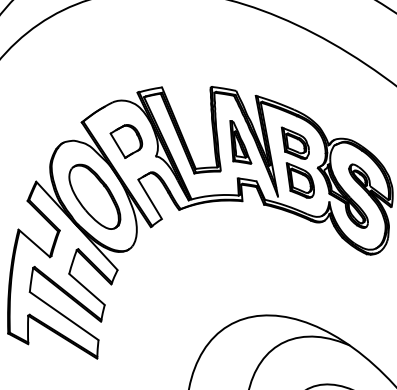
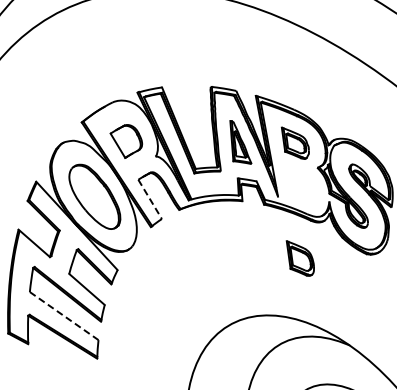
part position: (299, 180) -> (299, 258) (299, 258)
line: solid -> dashed (150, 199)
line: solid -> dashed (64, 316)
